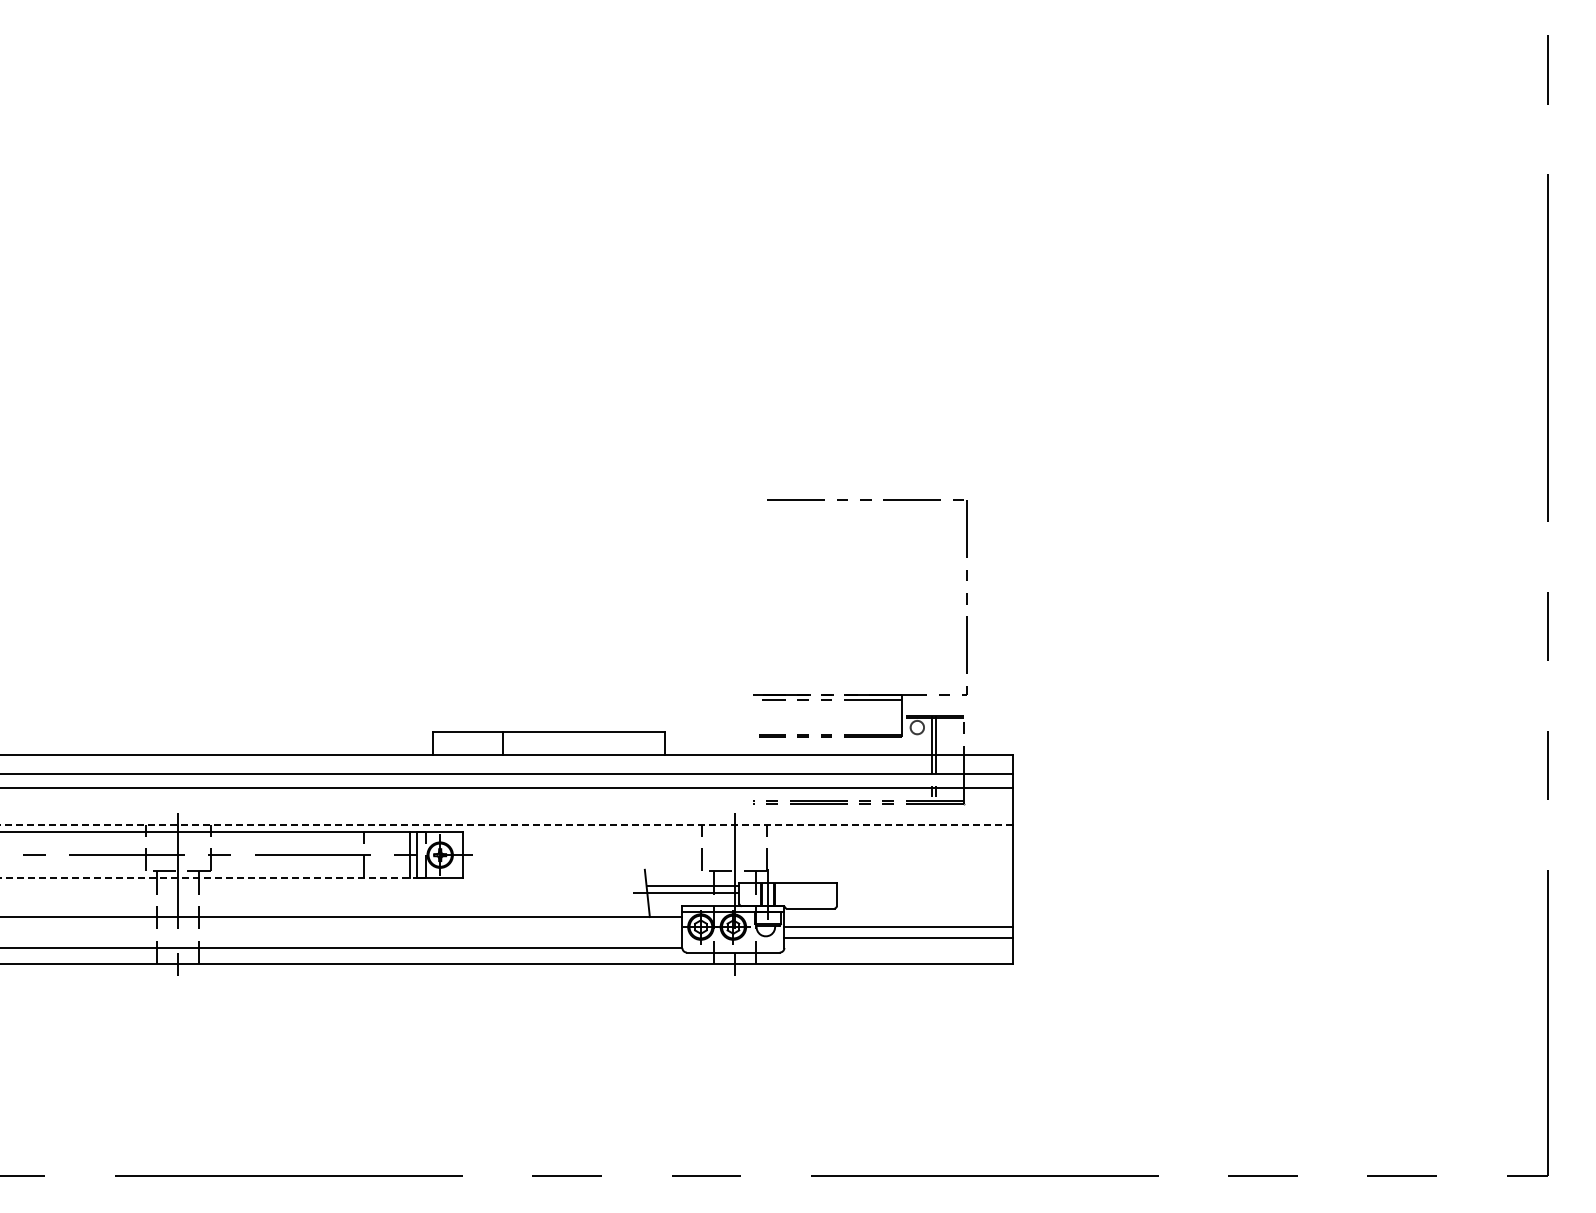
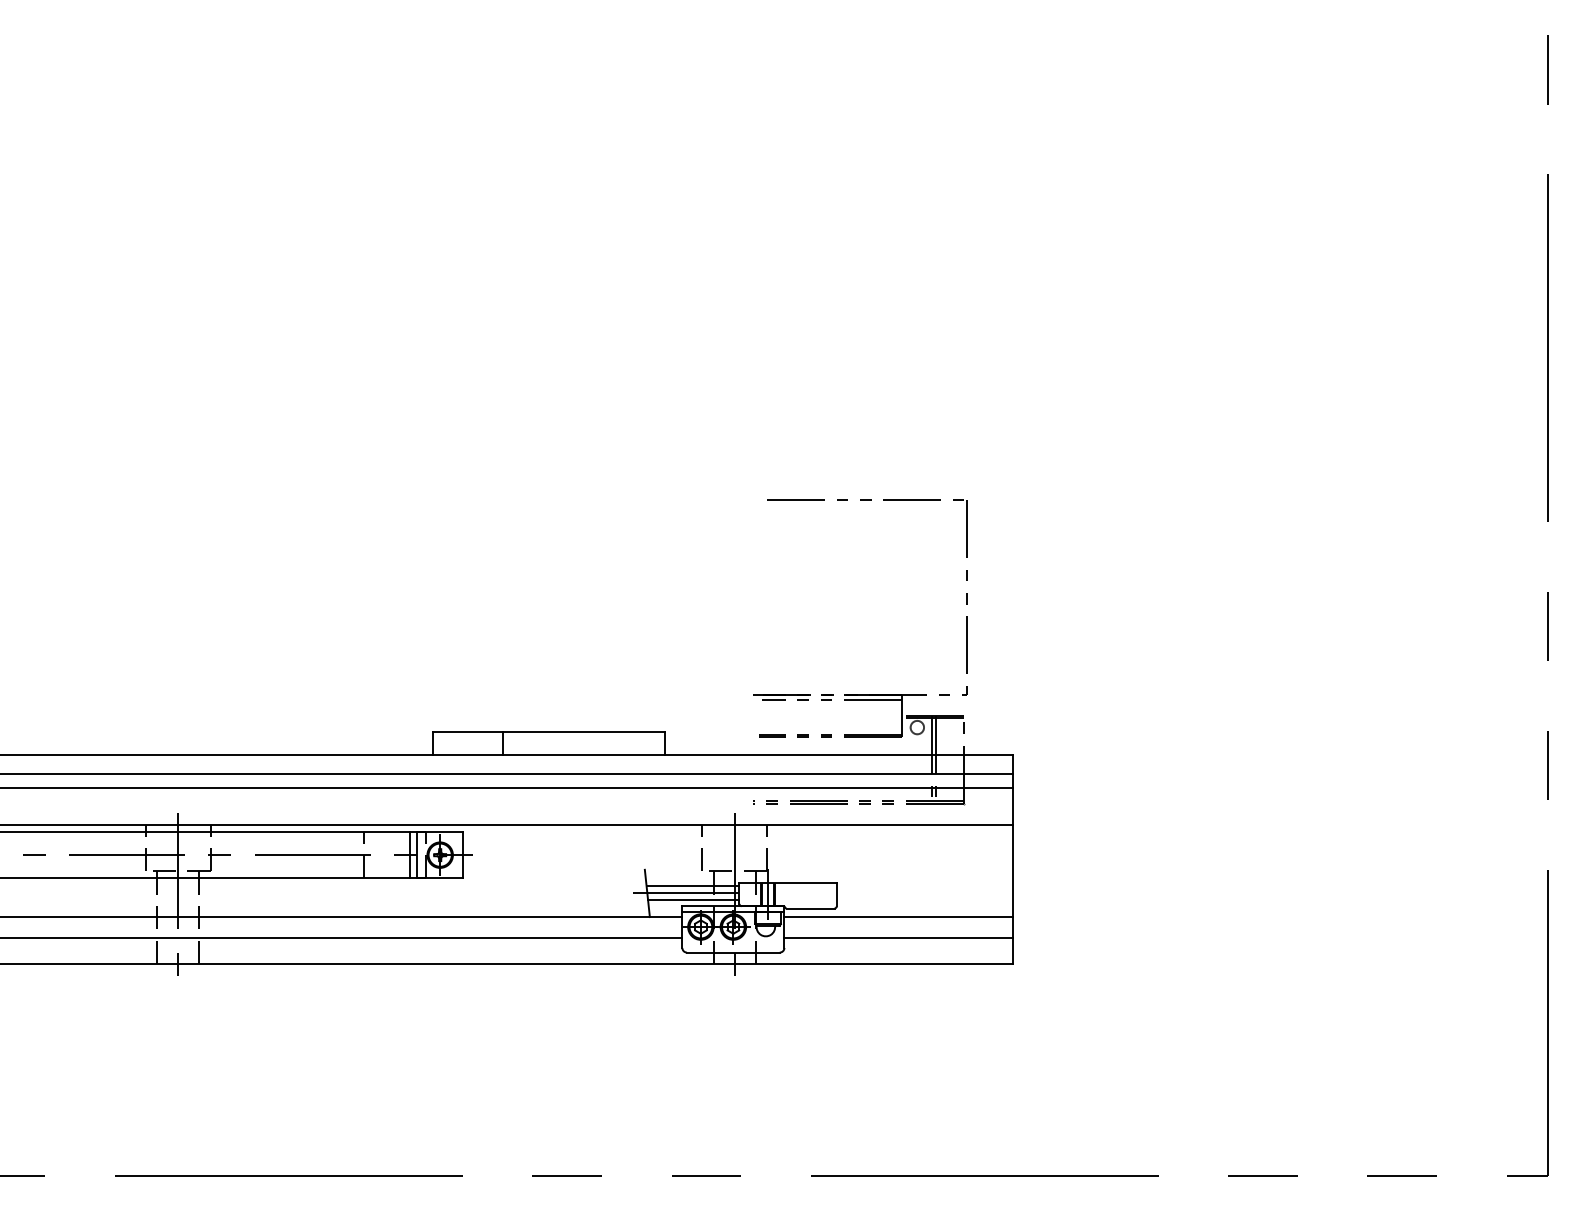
line: dashed -> solid (506, 825)
line: dashed -> solid (209, 878)
line: none -> present (693, 900)
line position: (898, 926) -> (898, 916) (898, 916)
line position: (342, 947) -> (342, 937) (342, 937)
